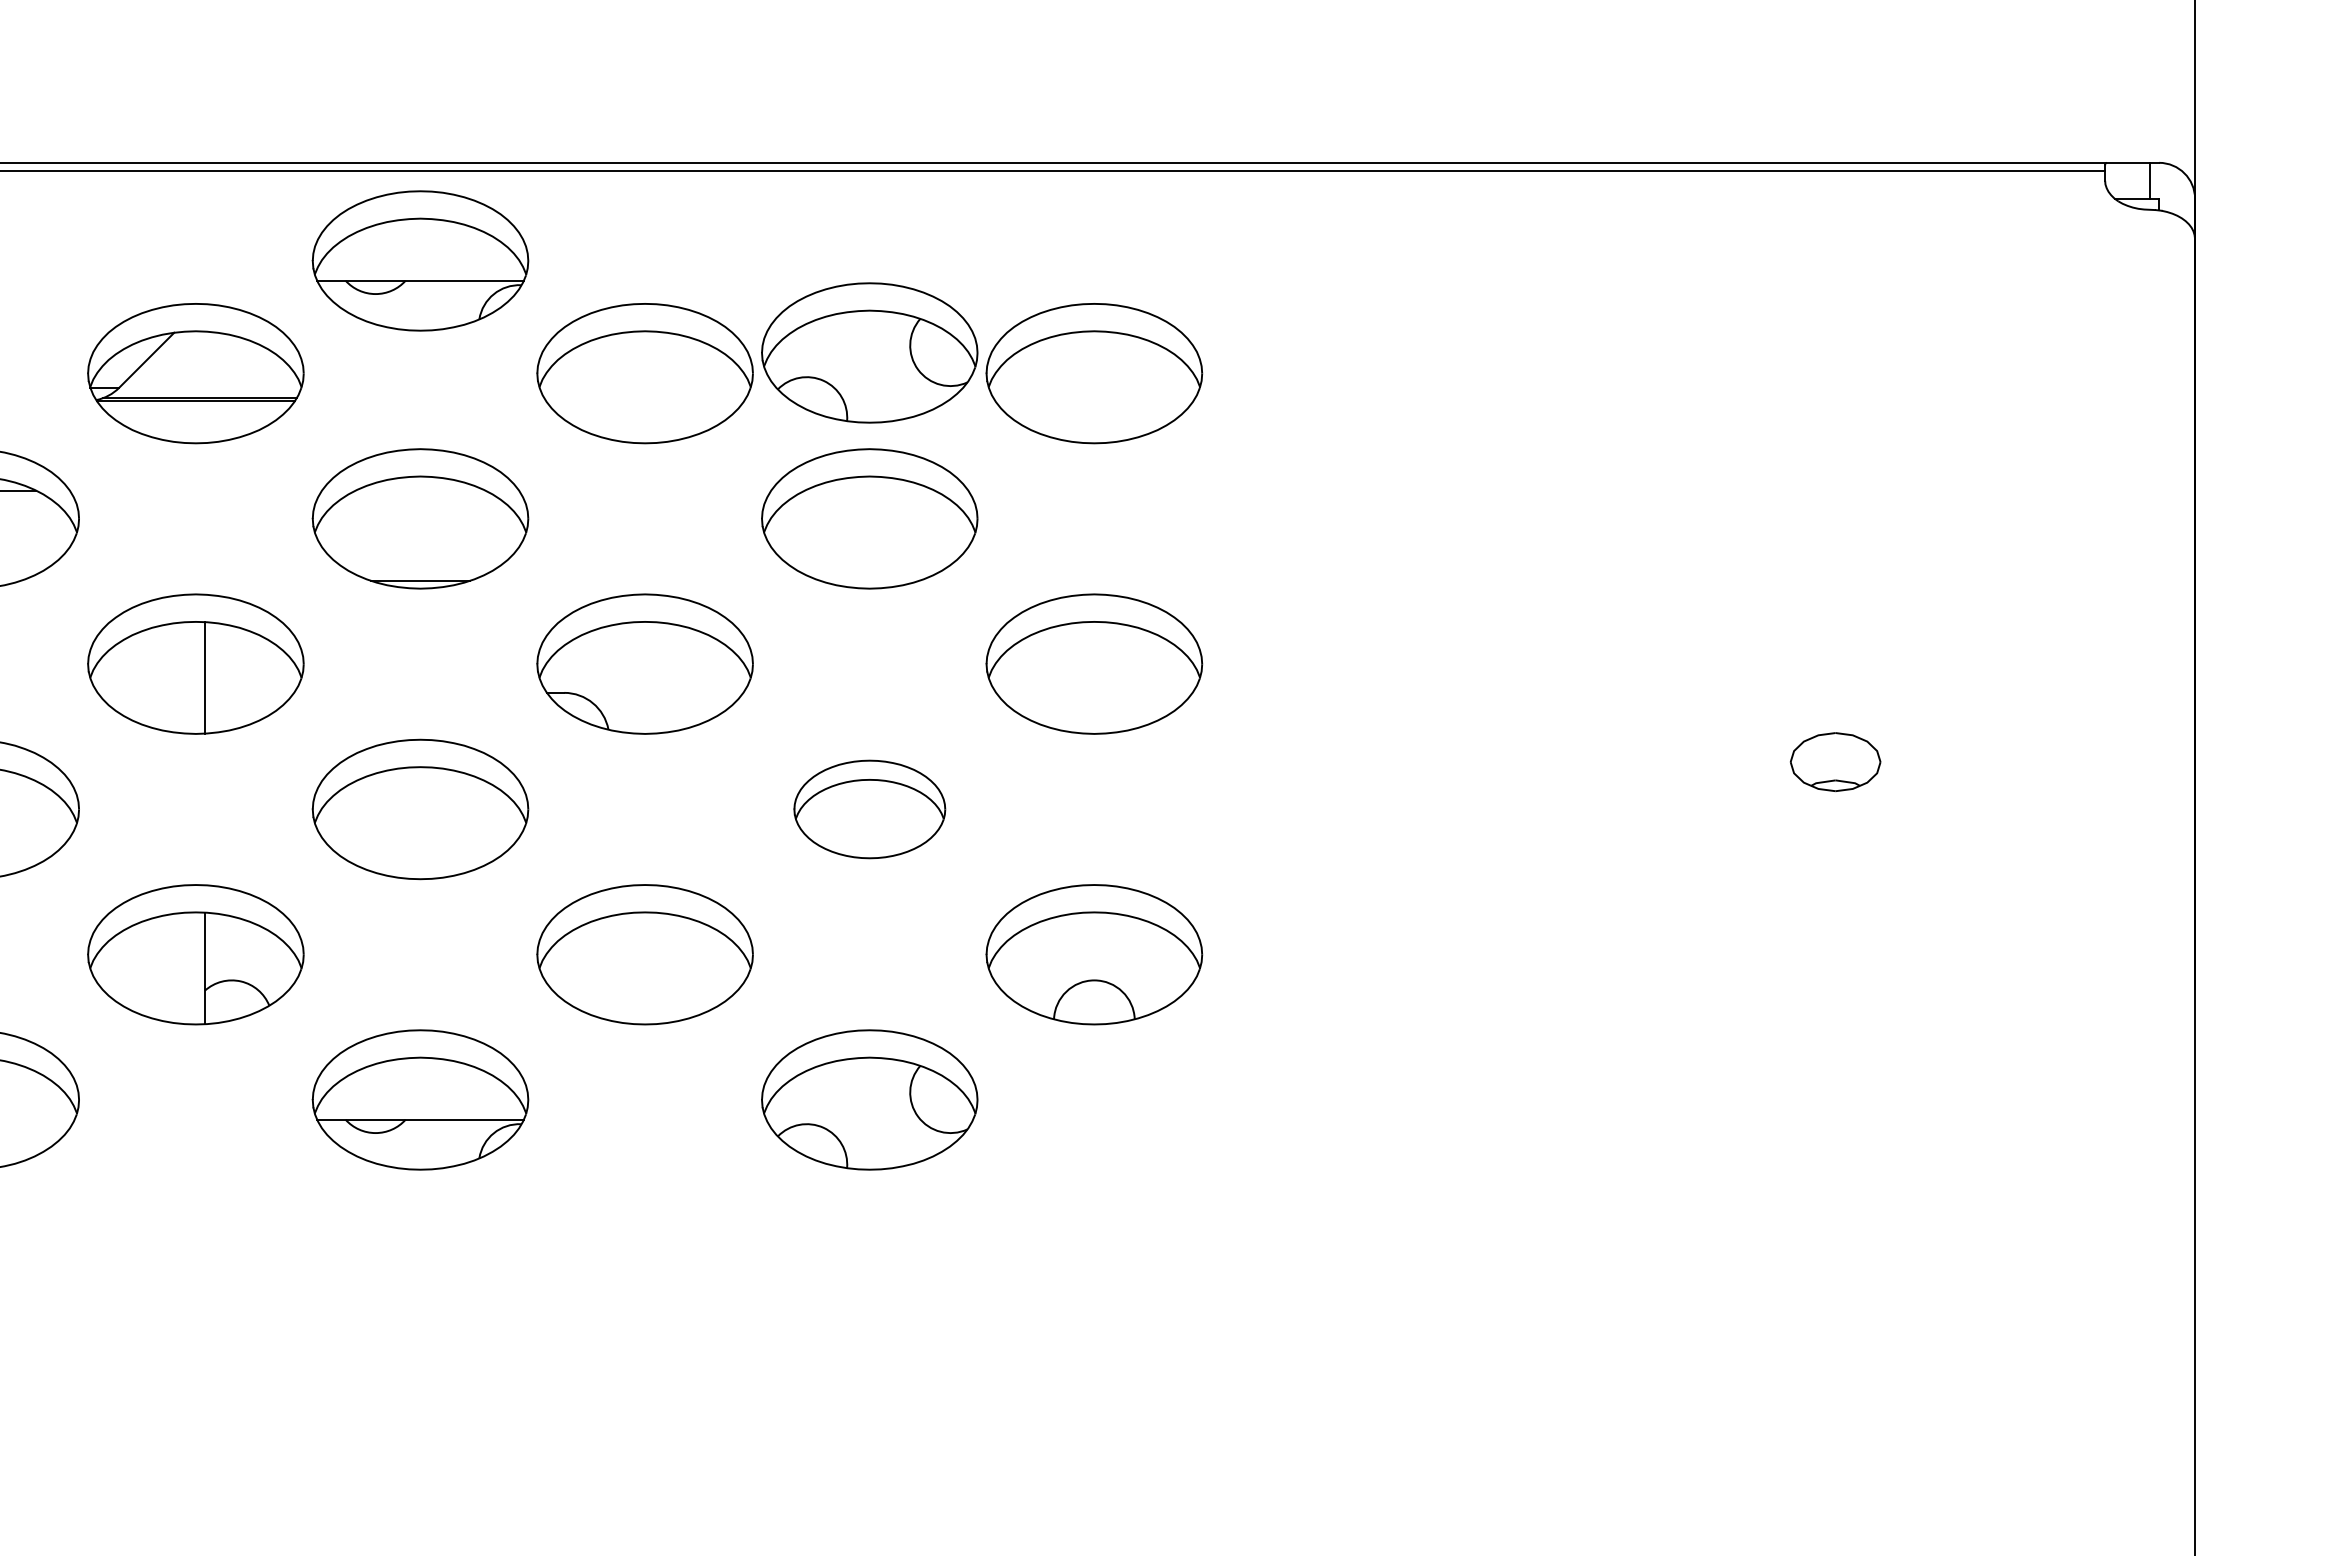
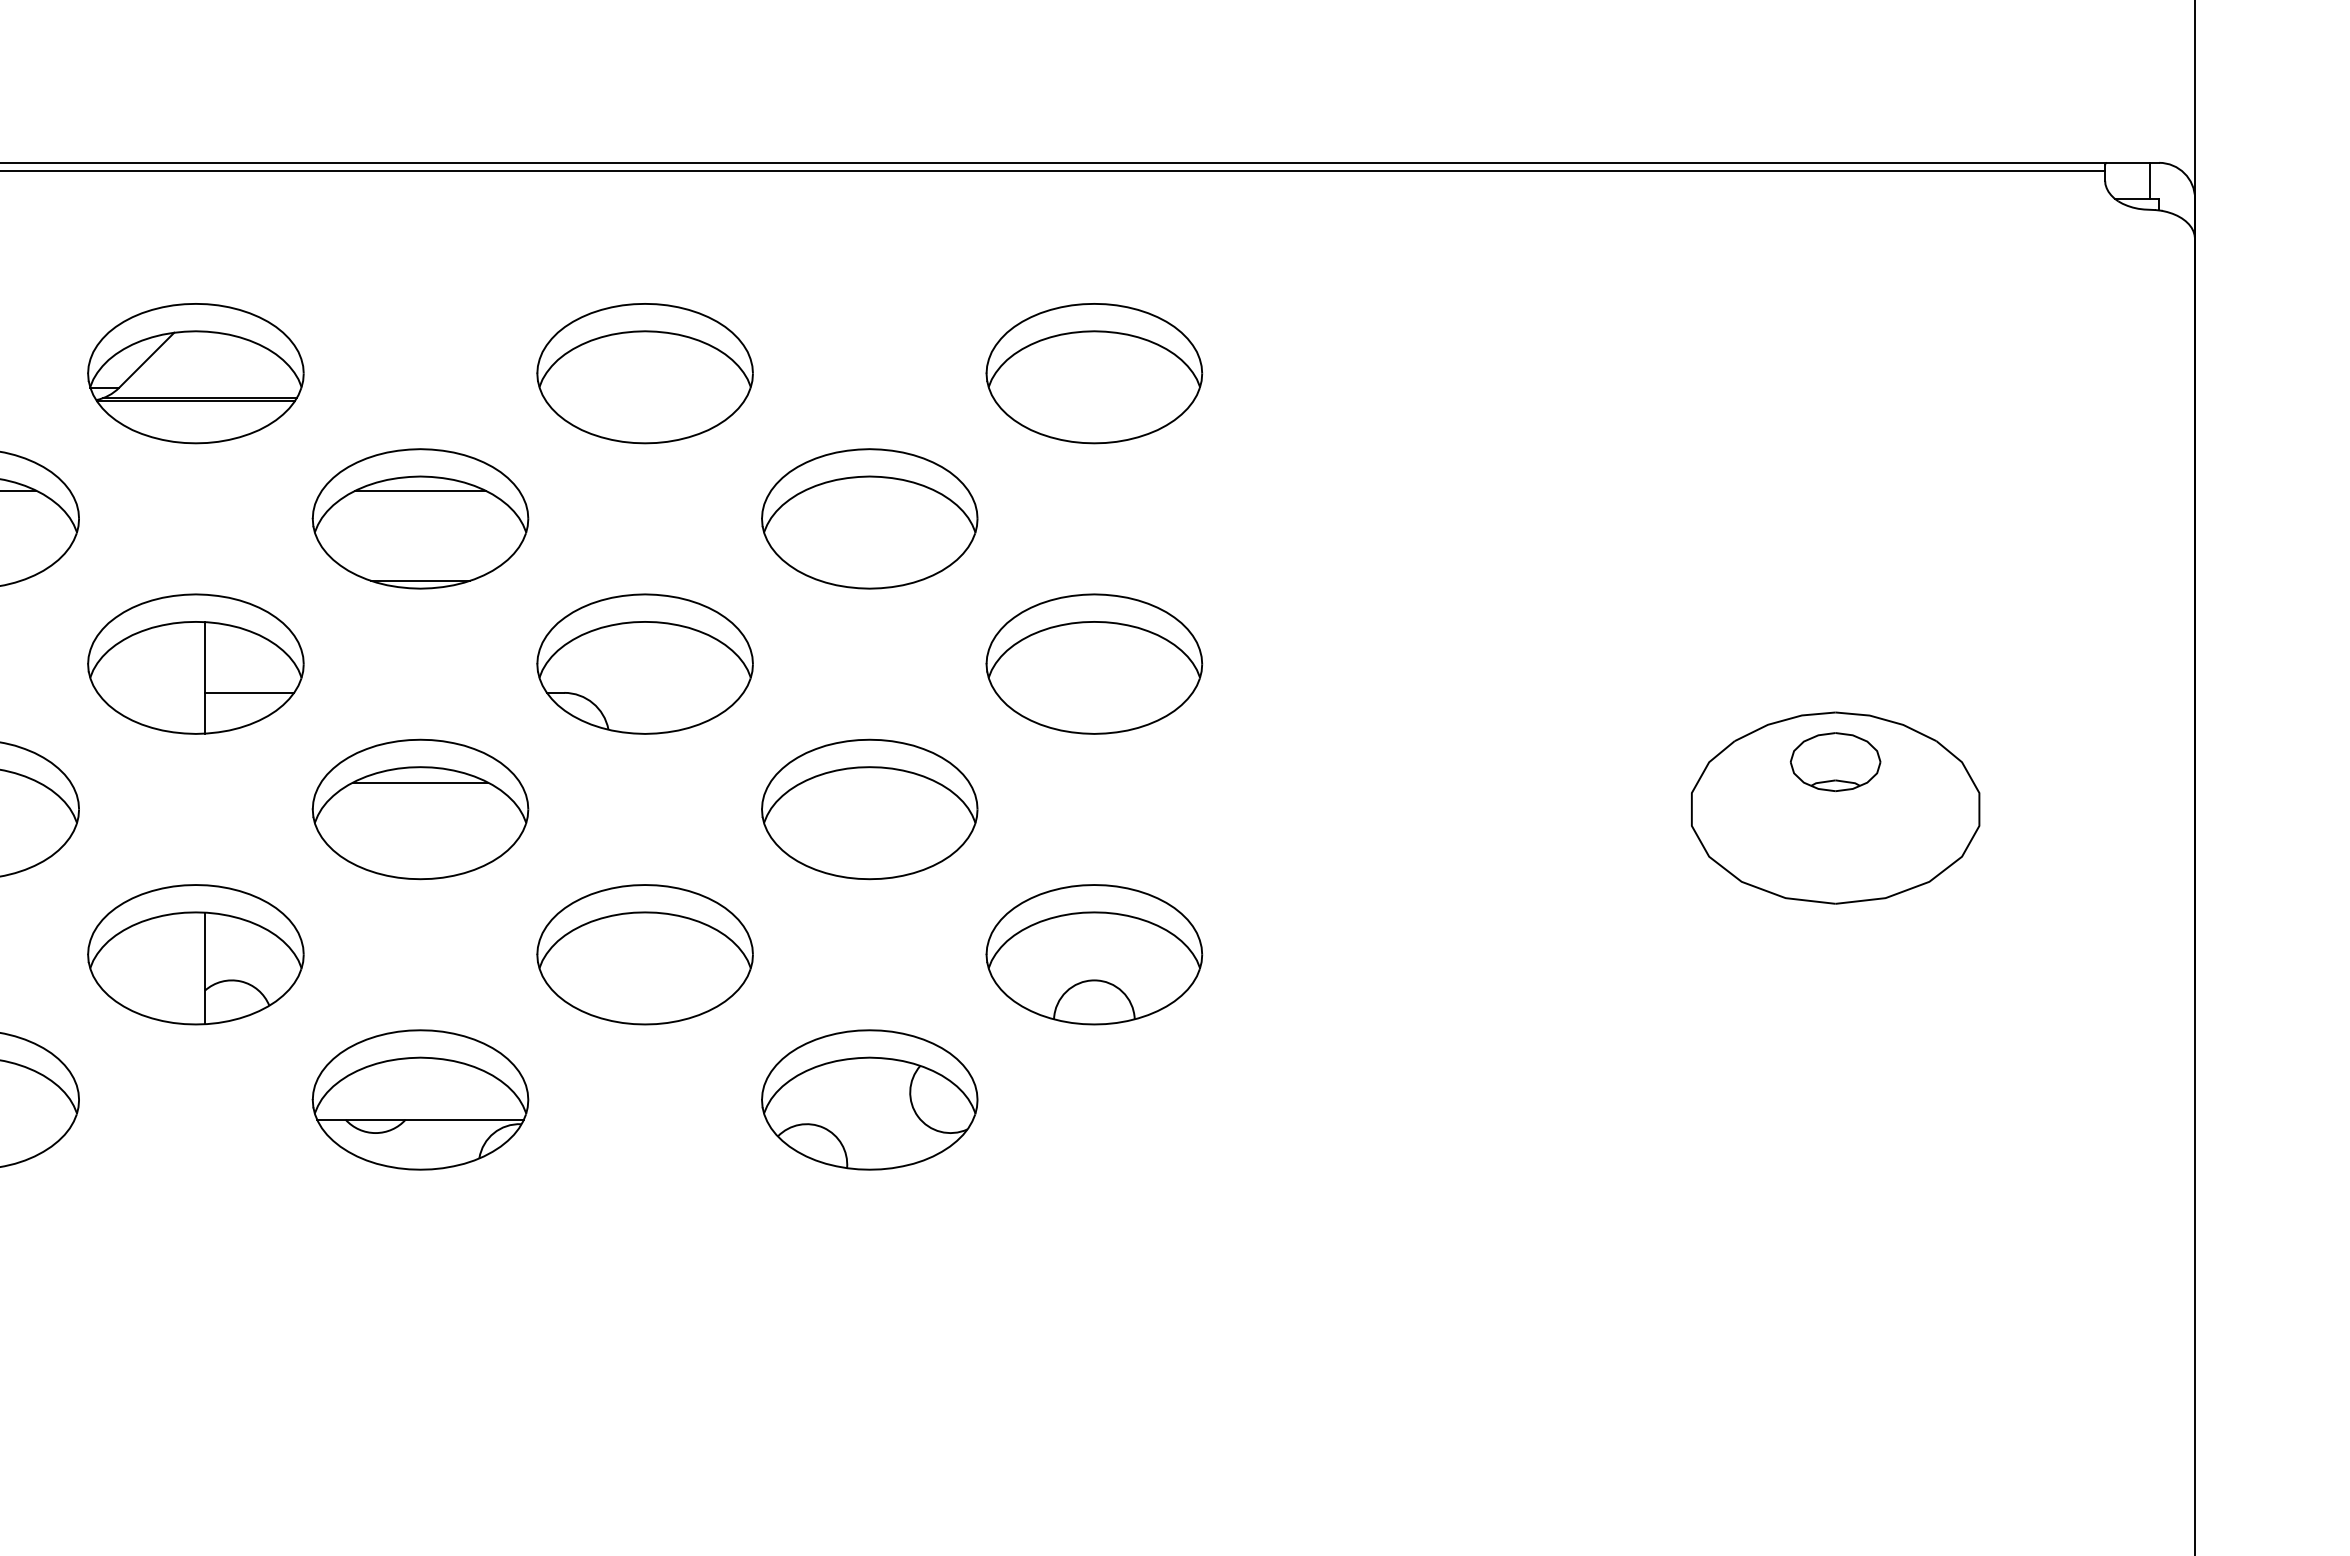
part: present -> none (420, 260)
part: present -> none (869, 352)
line: none -> present (420, 490)
line: none -> present (249, 692)
line: none -> present (420, 782)
part: none -> present (1835, 807)
part size: 154x101 px -> 218x143 px (869, 809)
